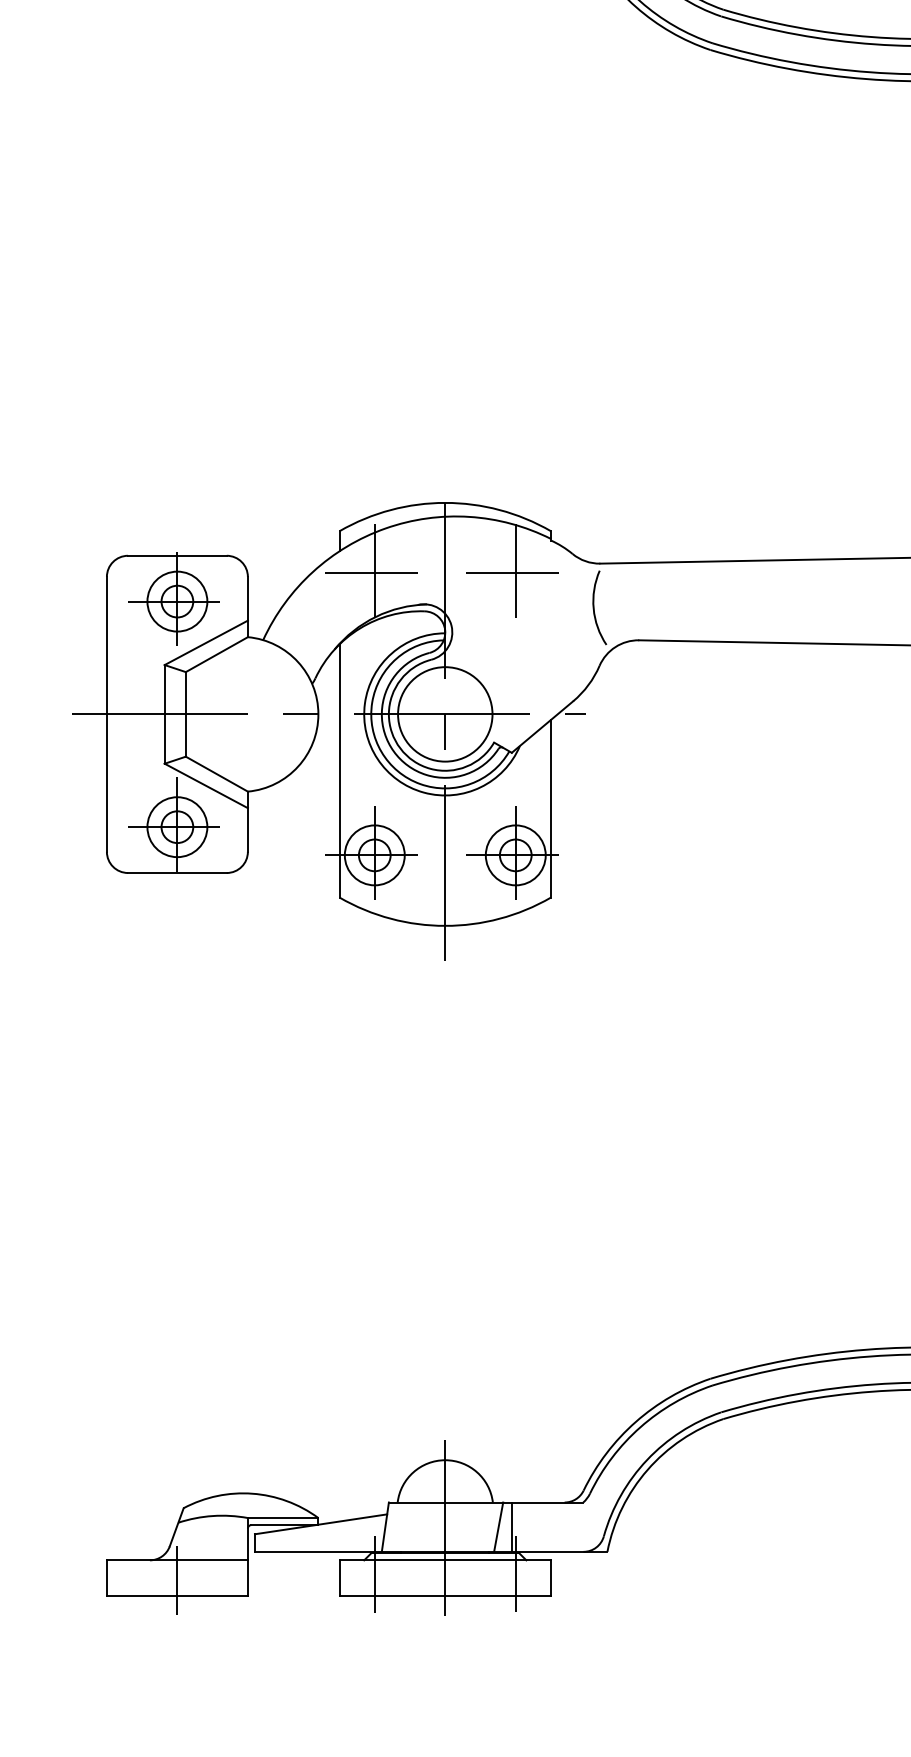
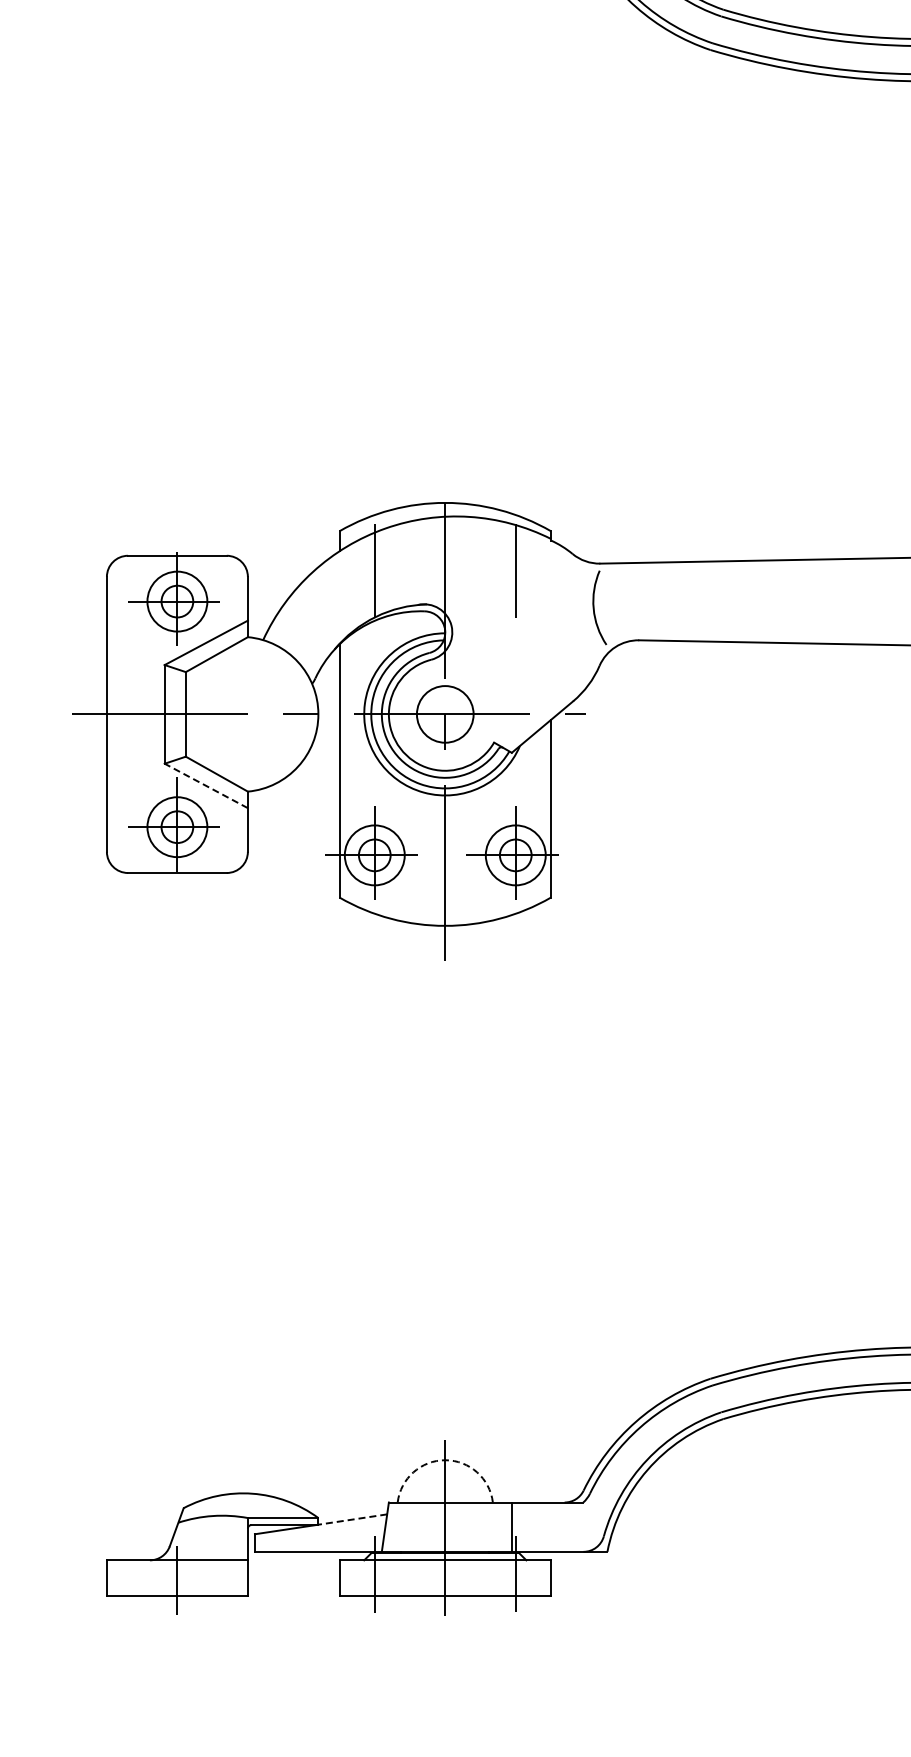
line: present -> none (371, 573)
line: present -> none (512, 573)
circle diameter: 94 px -> 57 px (444, 714)
line: solid -> dashed (205, 785)
arc: solid -> dashed (445, 1460)
line: solid -> dashed (352, 1519)
line: present -> none (498, 1526)
